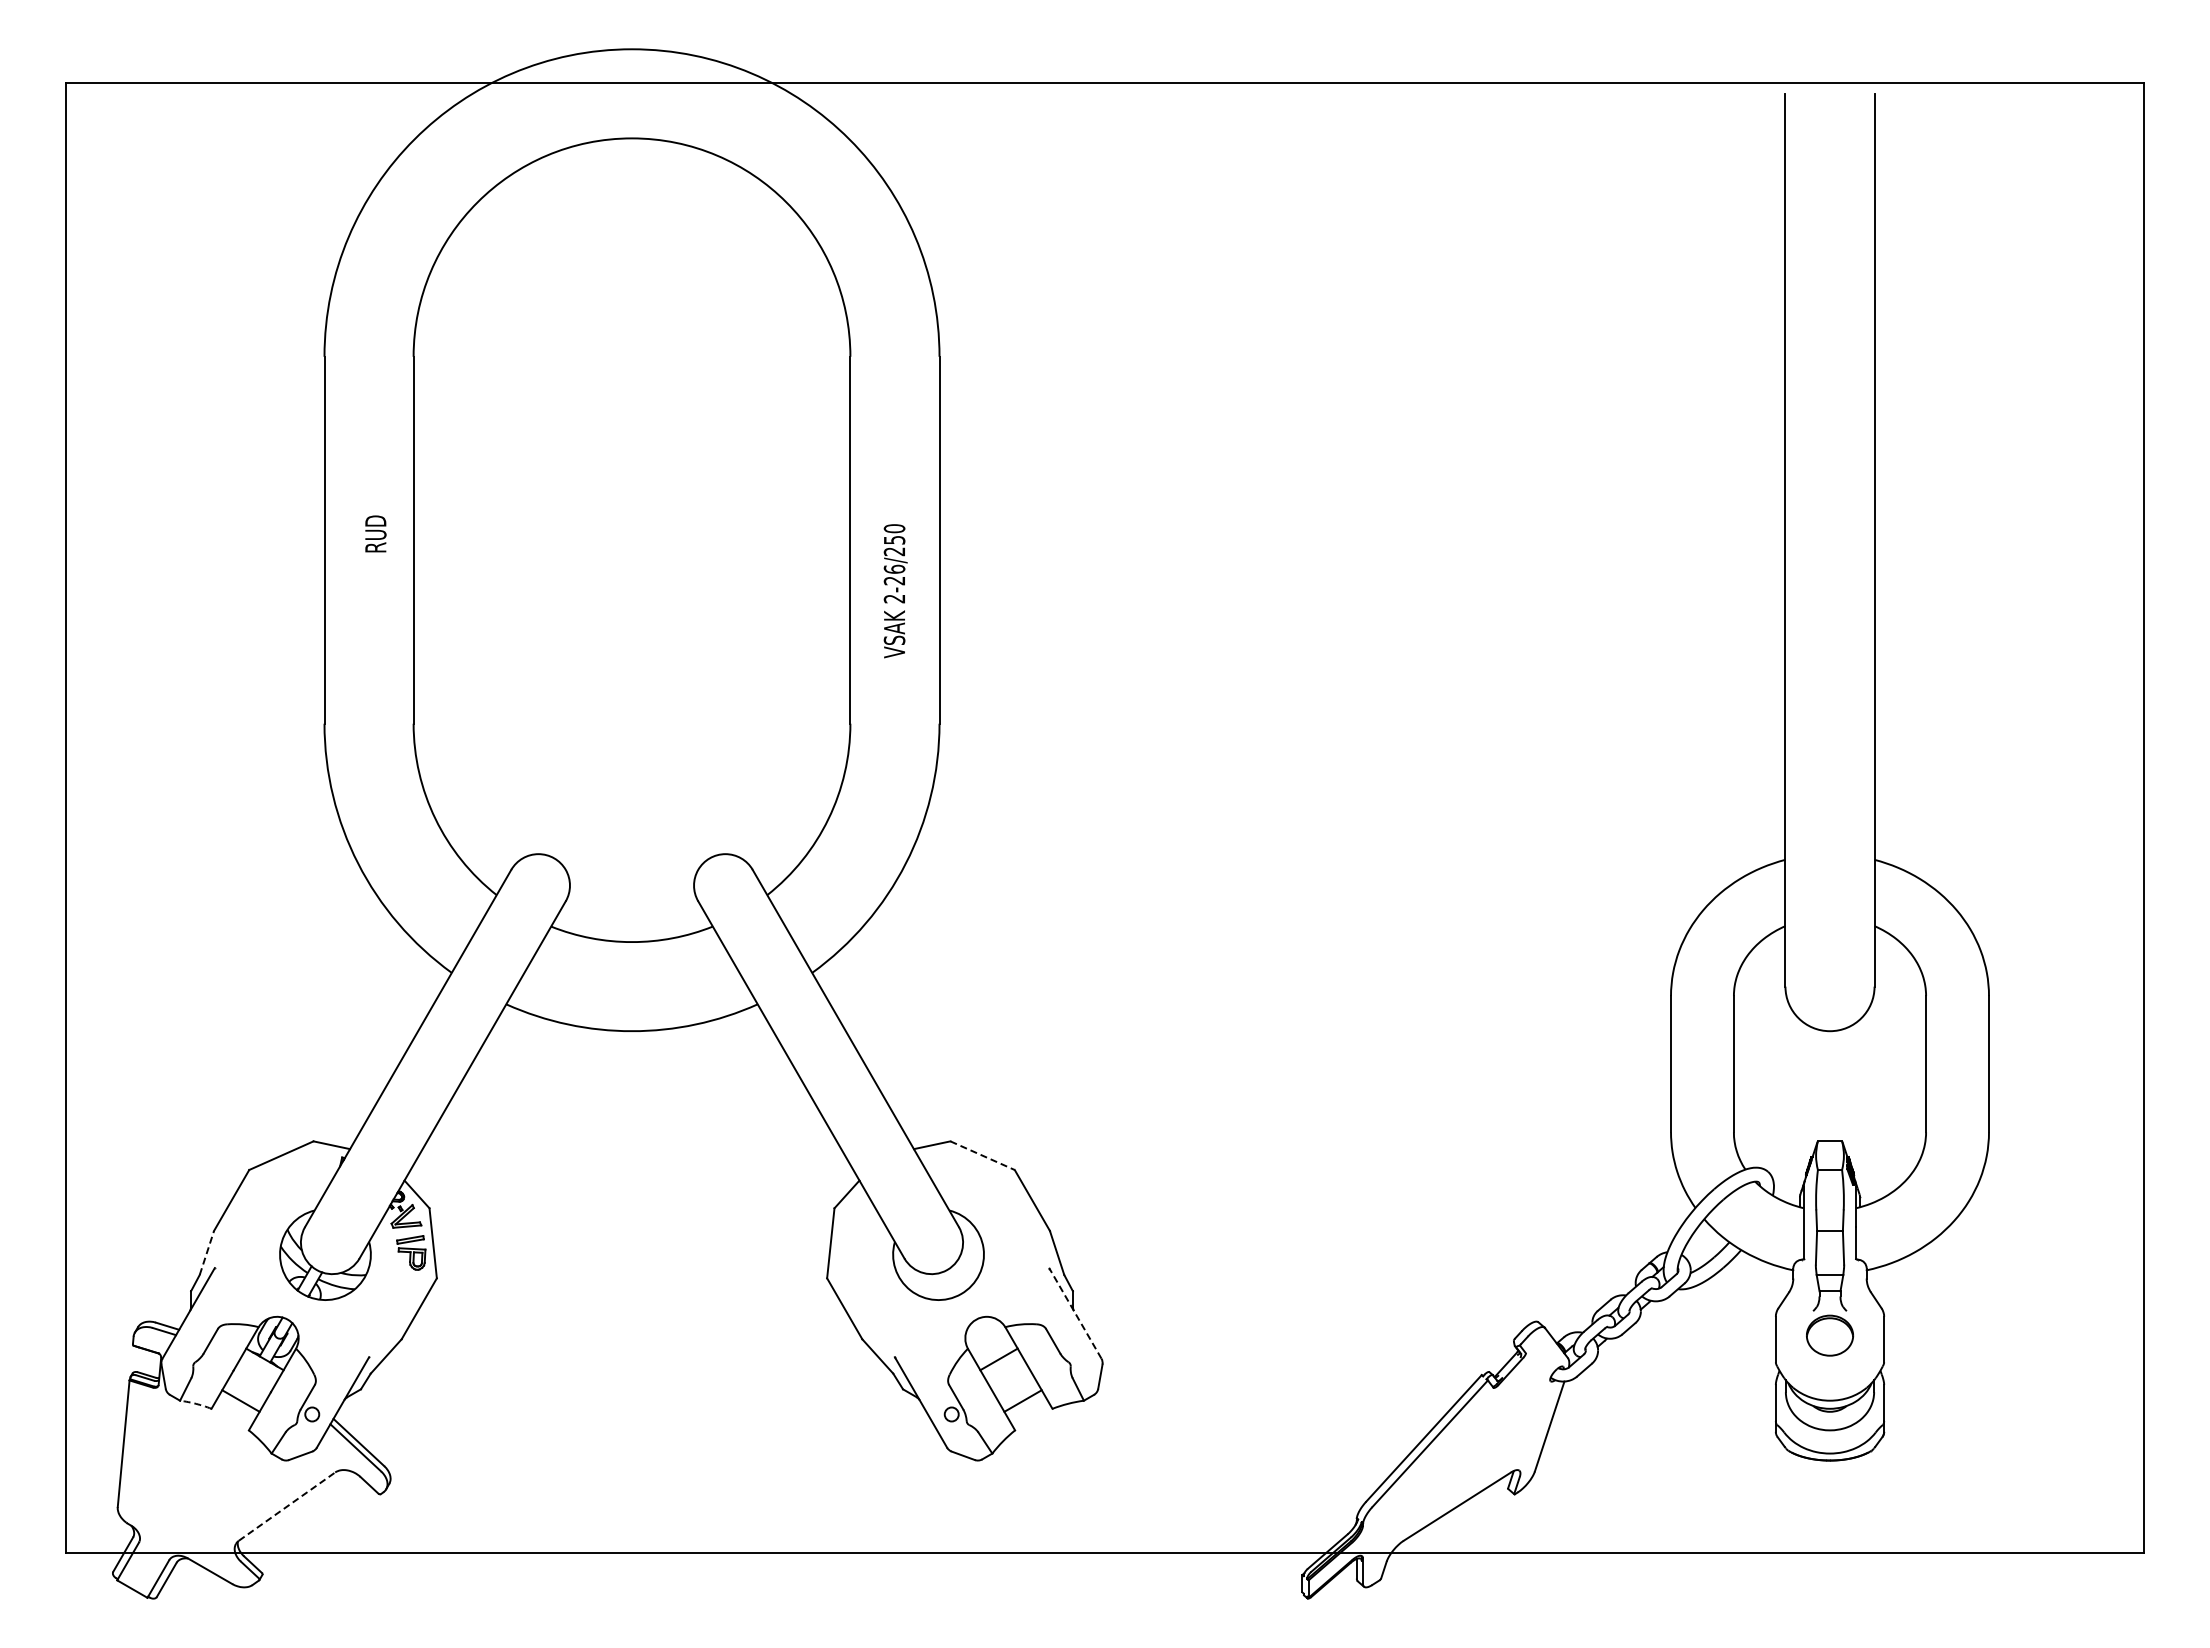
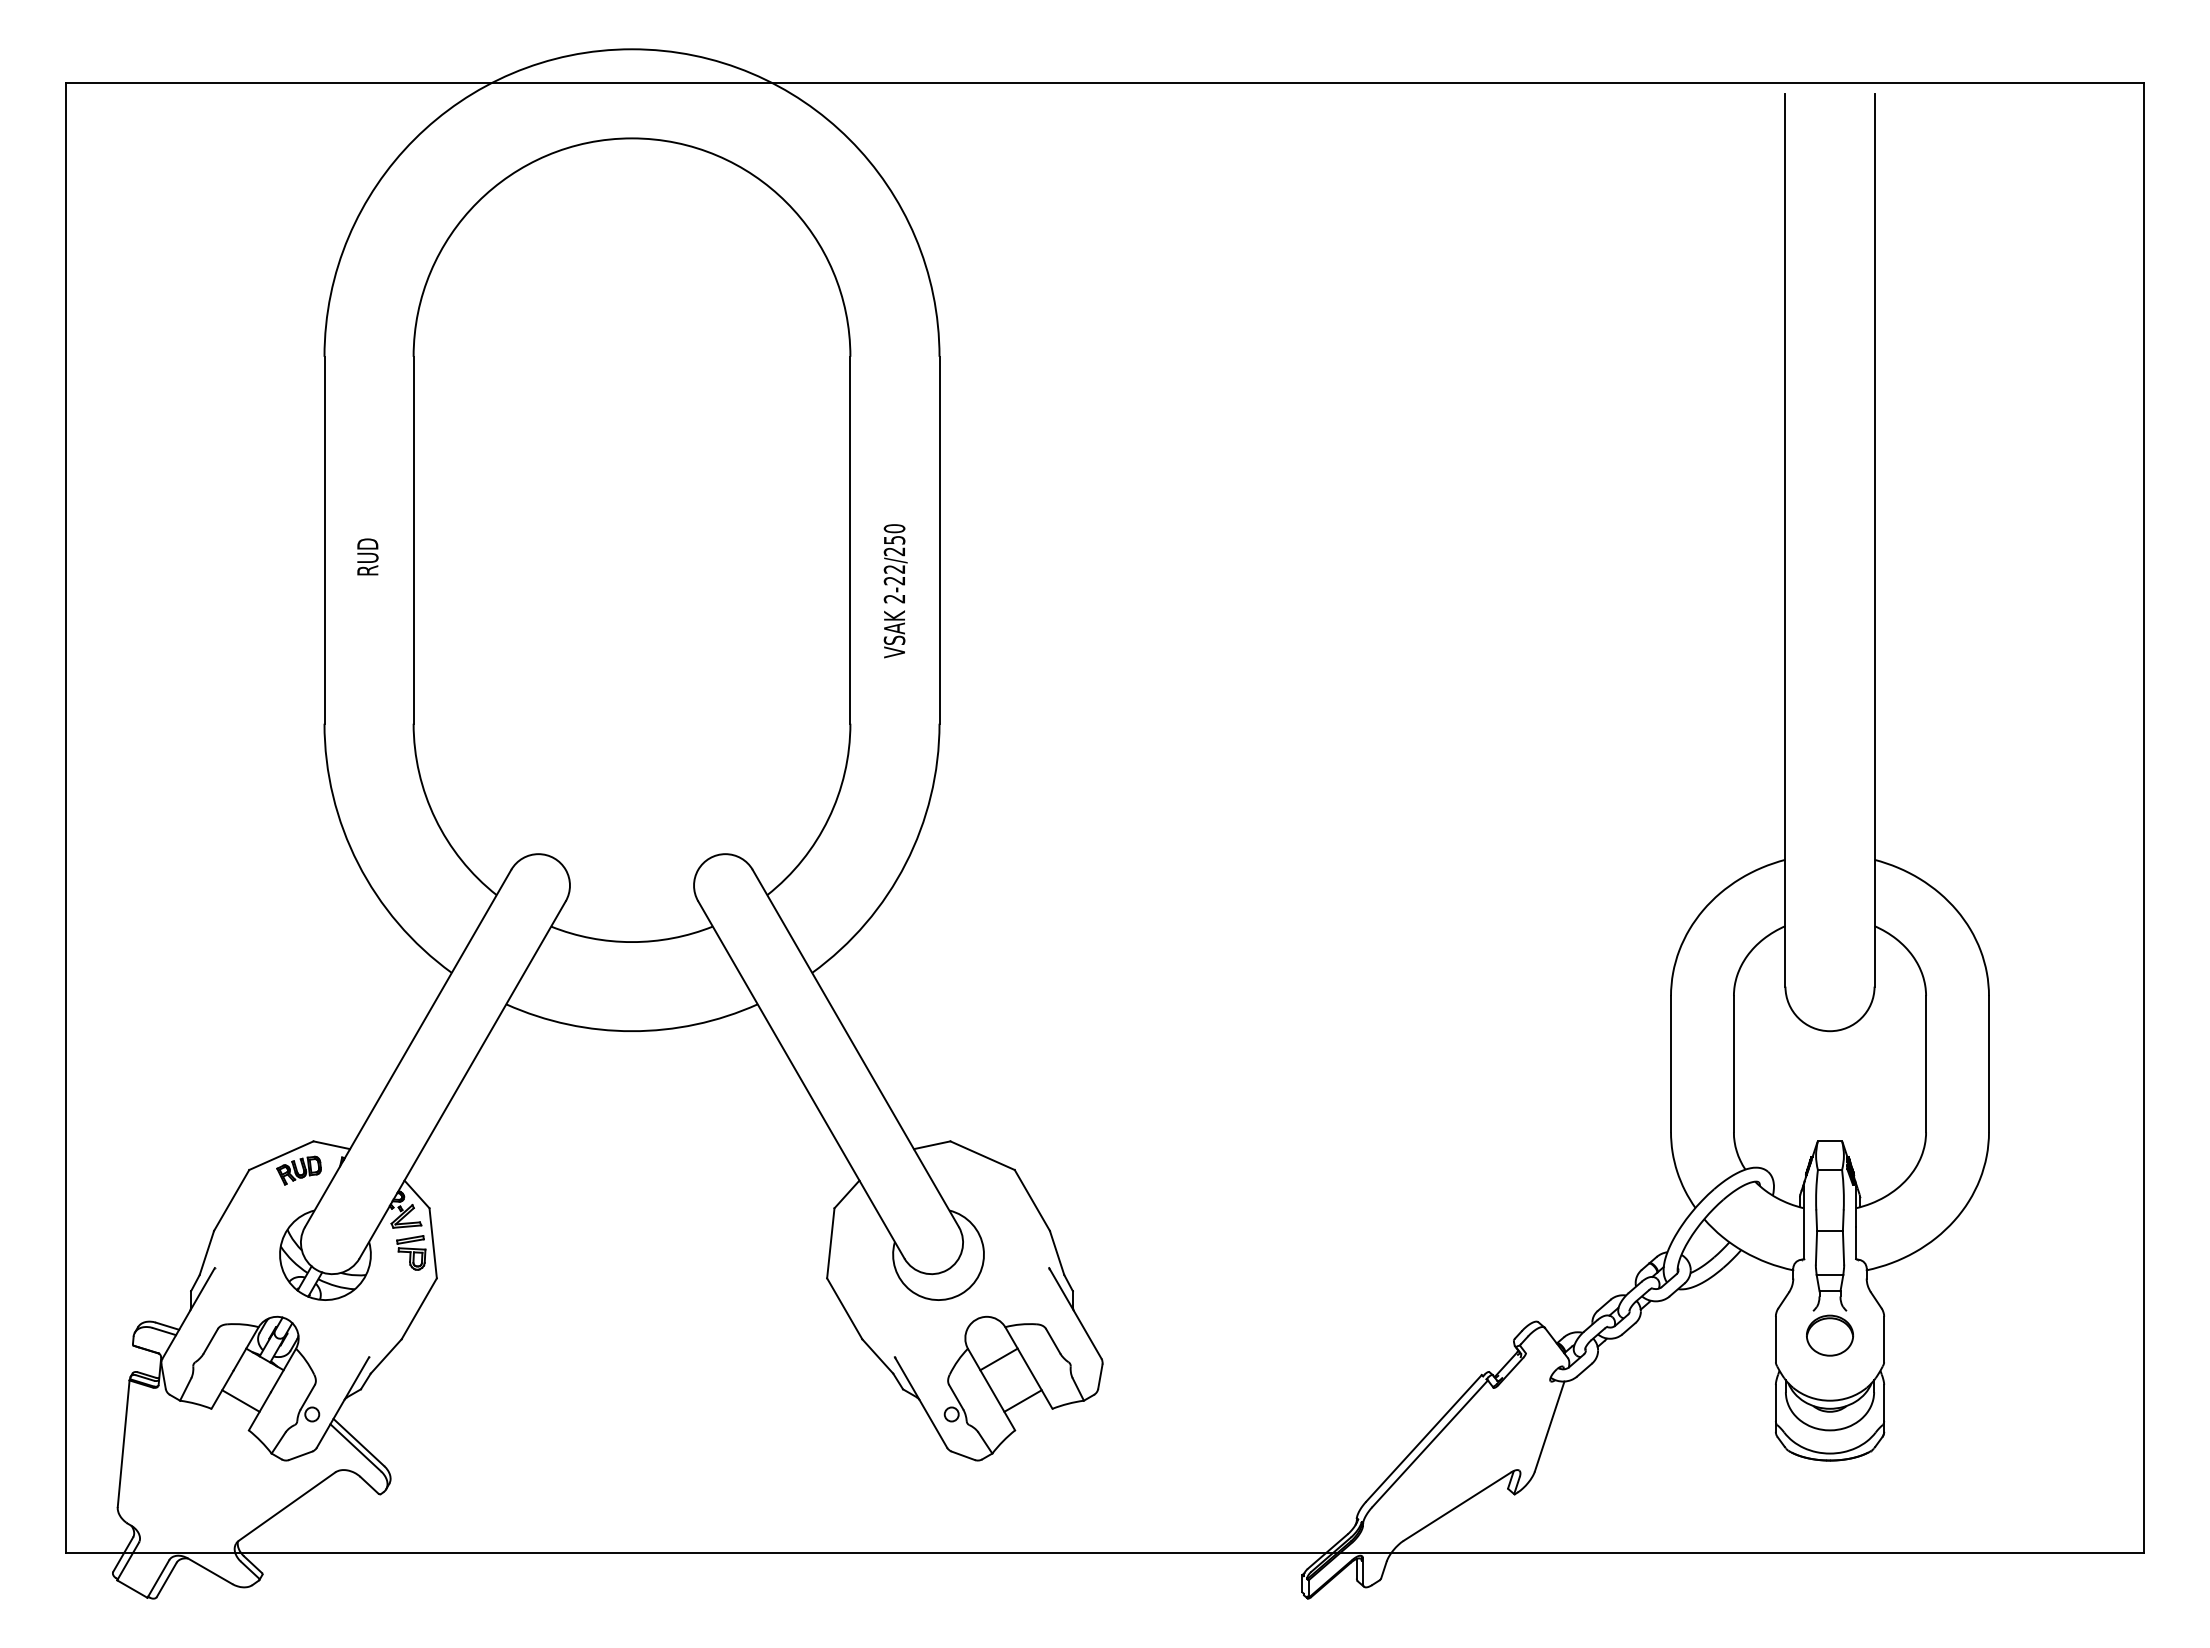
text position: (375, 533) -> (367, 556) (367, 556)
text: 2-26/250 -> 2-22/250 (894, 568)
line: dashed -> solid (983, 1155)
part: none -> present (298, 1170)
line: dashed -> solid (207, 1252)
line: dashed -> solid (1075, 1312)
arc: dashed -> solid (196, 1403)
line: dashed -> solid (287, 1506)
